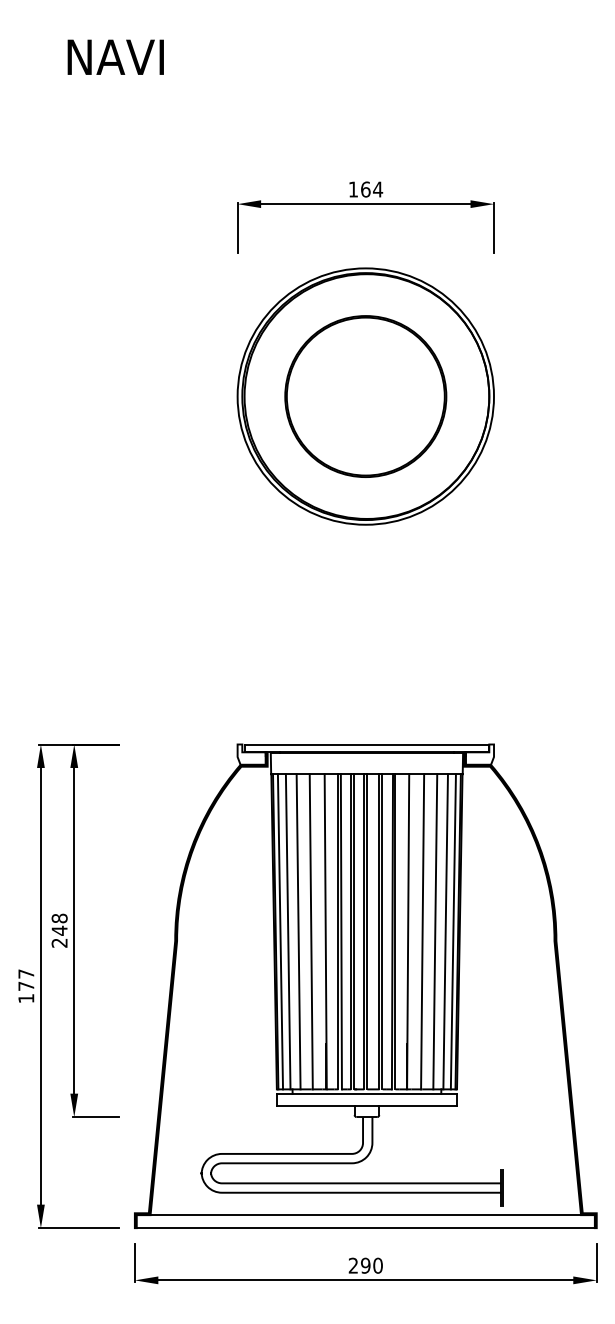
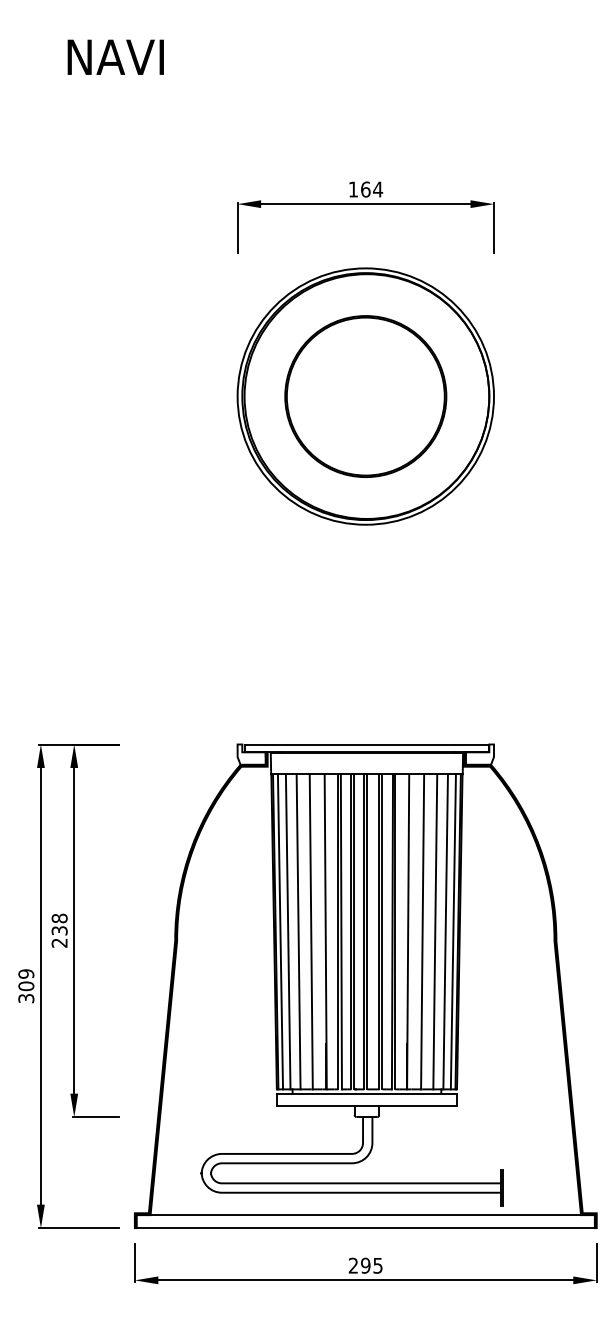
text: 248 -> 238 (59, 930)
text: 177 -> 309 (26, 986)
text: 290 -> 295 (377, 1265)
